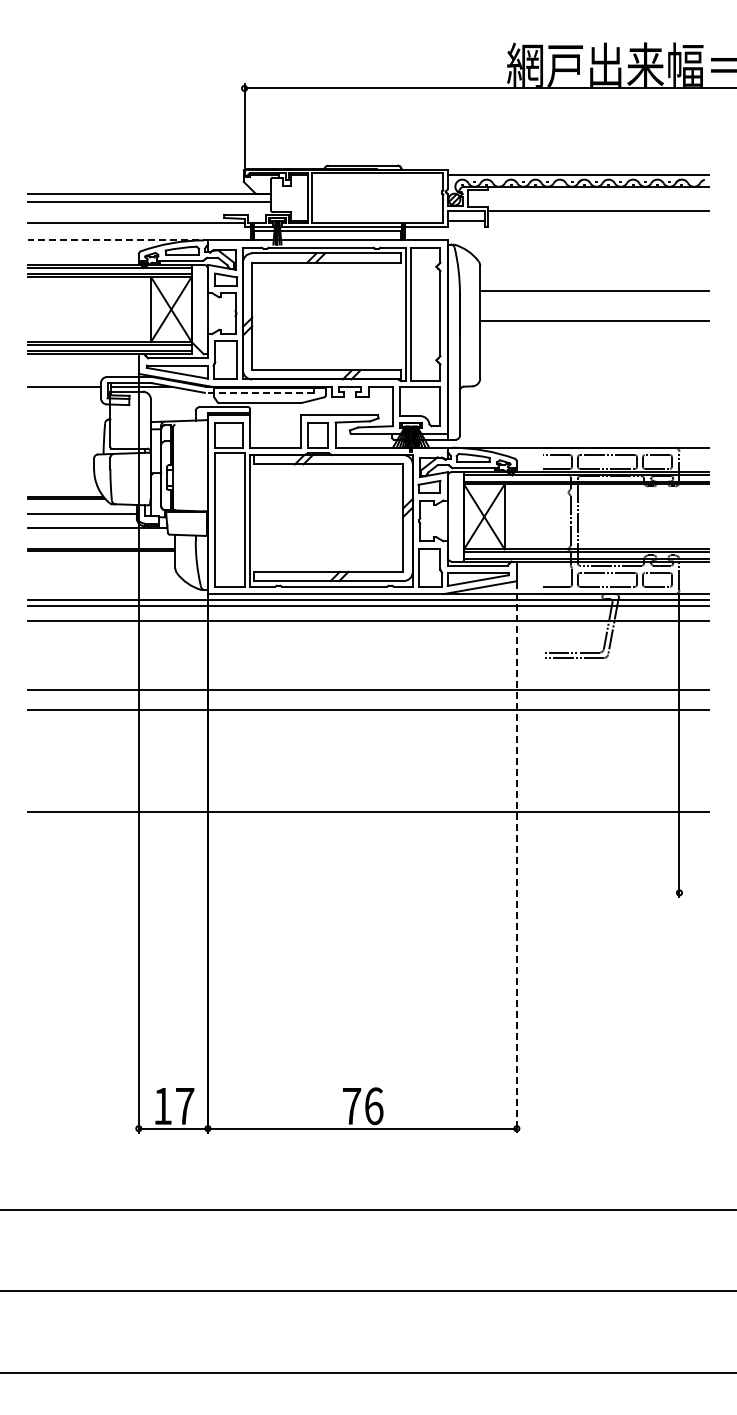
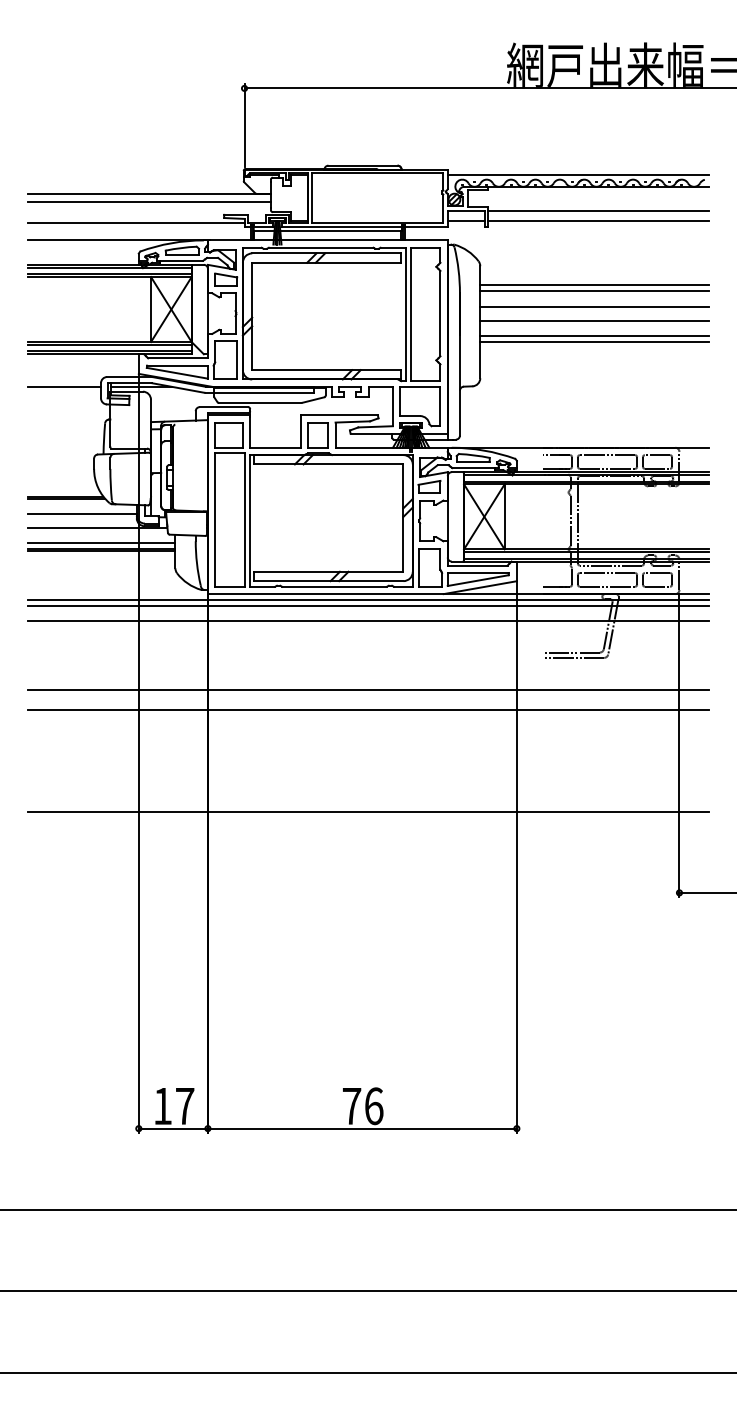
line: none -> present (598, 221)
line: dashed -> solid (119, 240)
line: none -> present (594, 285)
line: none -> present (594, 306)
line: none -> present (594, 335)
line: none -> present (594, 342)
line: dashed -> solid (259, 392)
line: none -> present (101, 543)
line: dashed -> solid (516, 857)
line: none -> present (706, 892)
